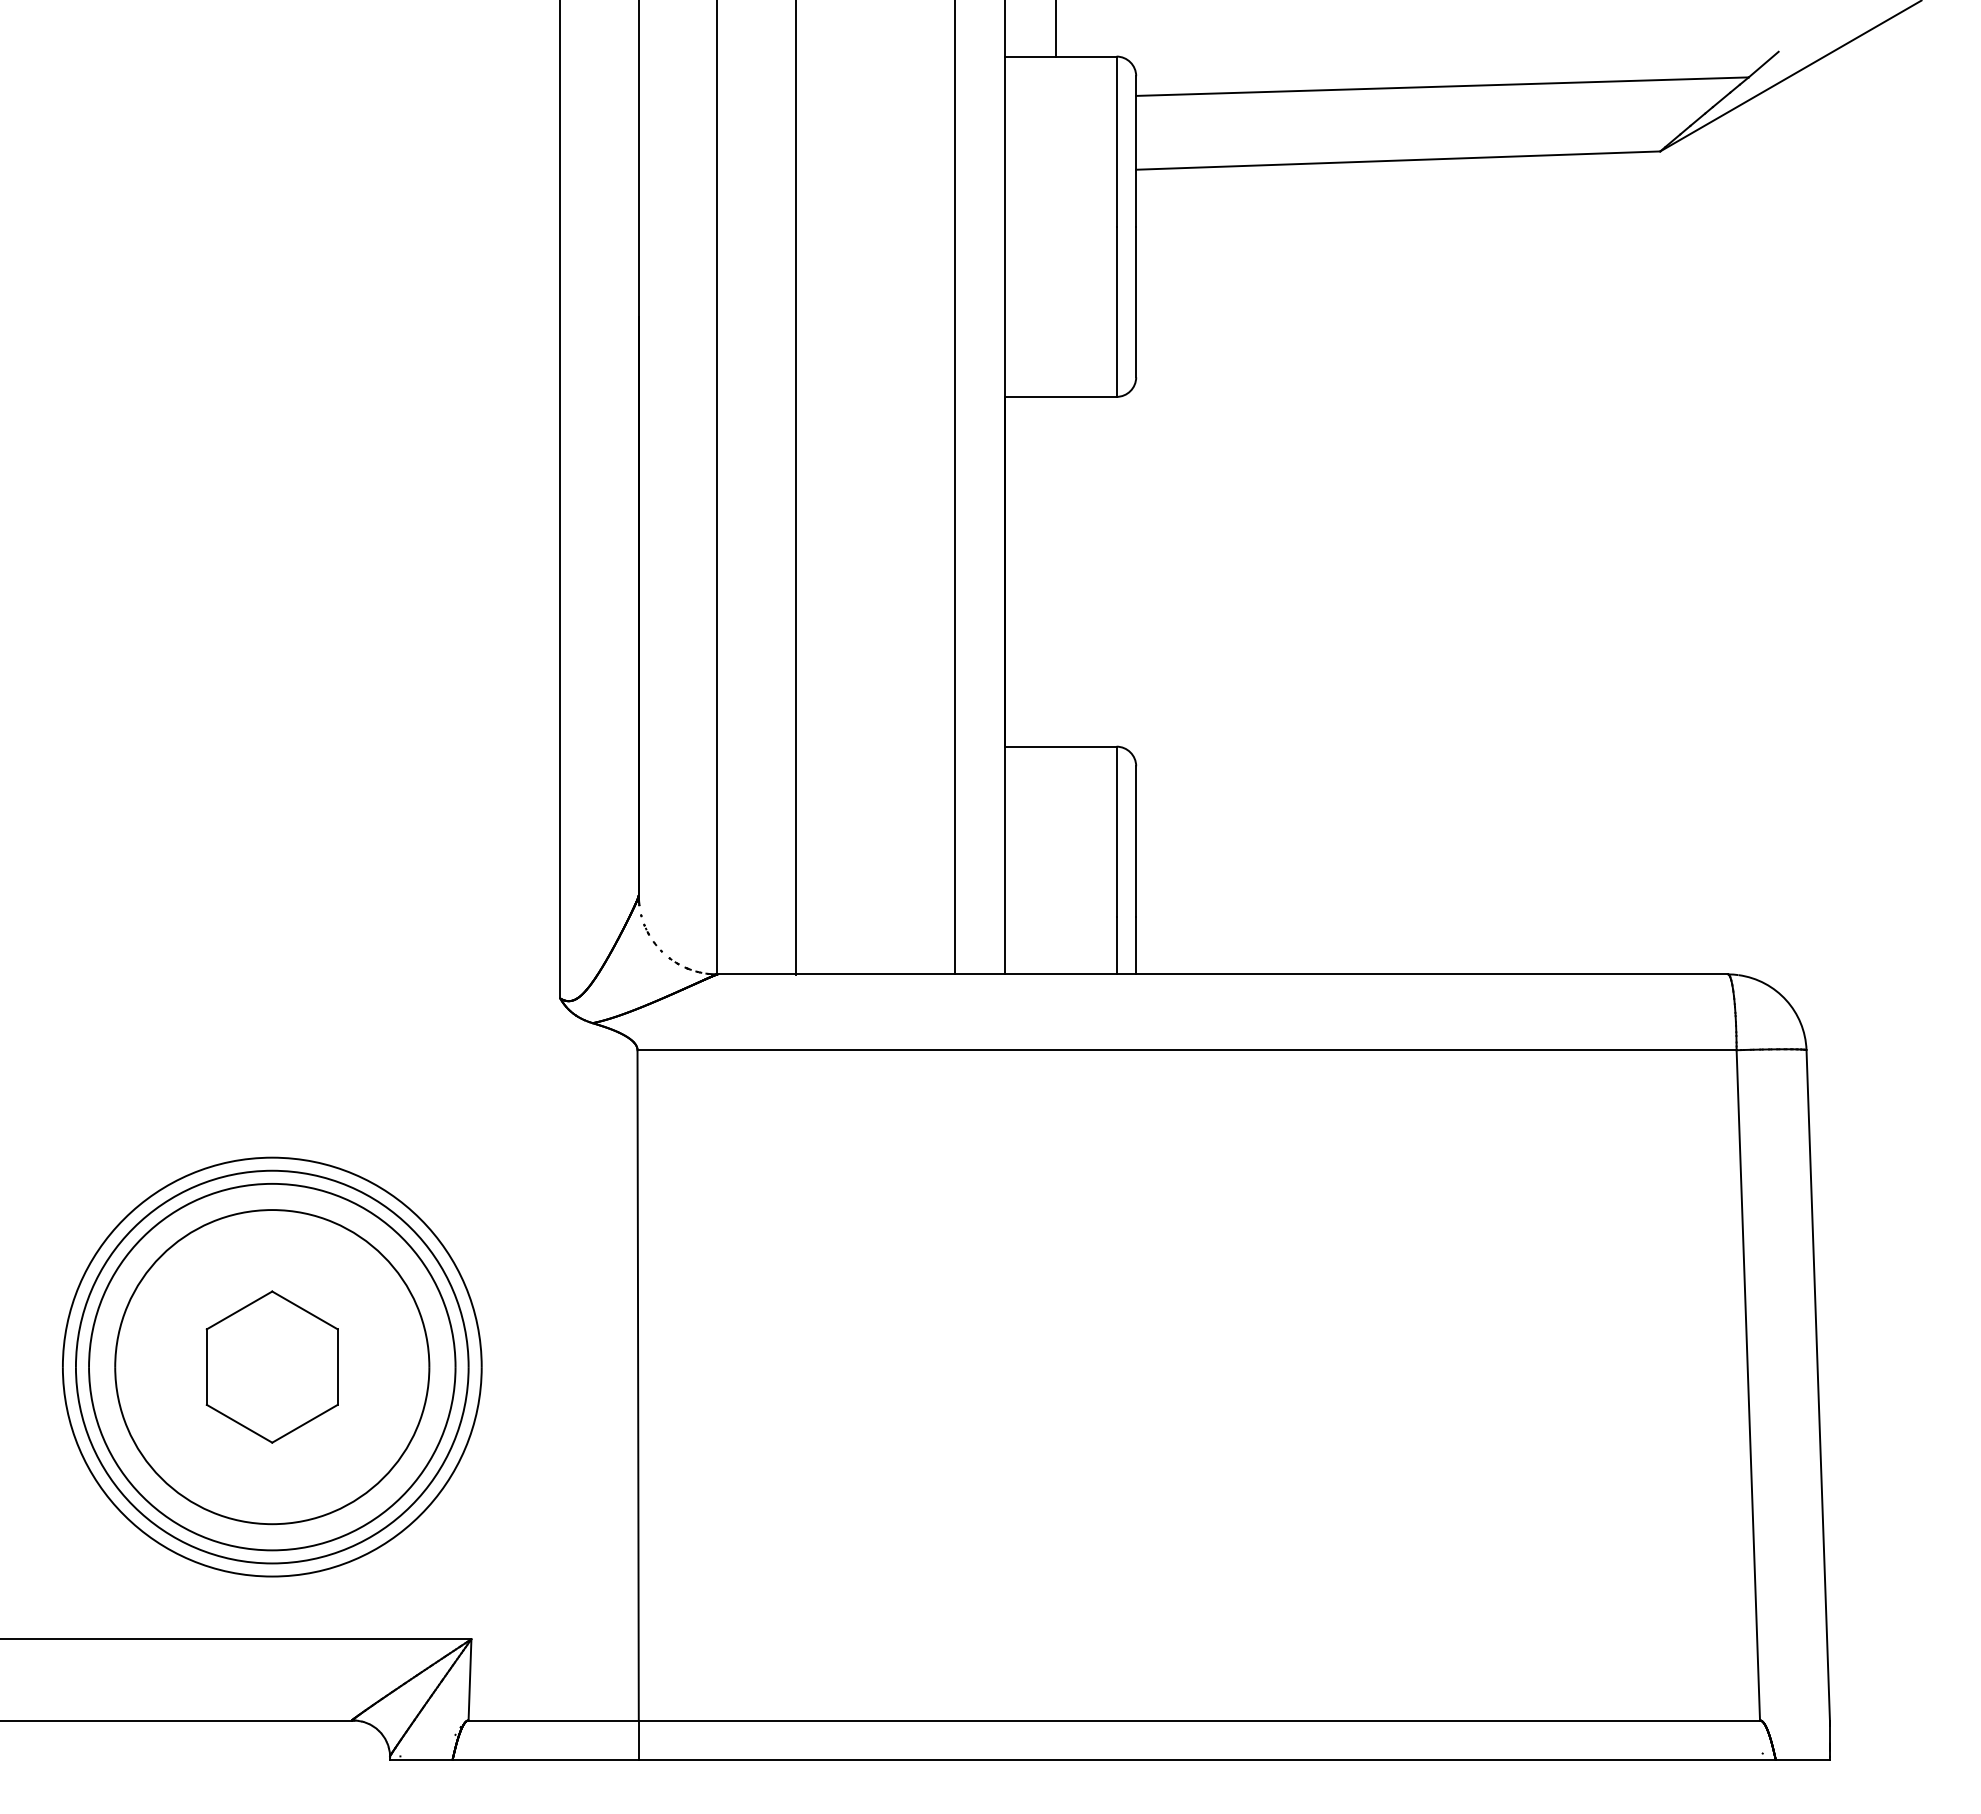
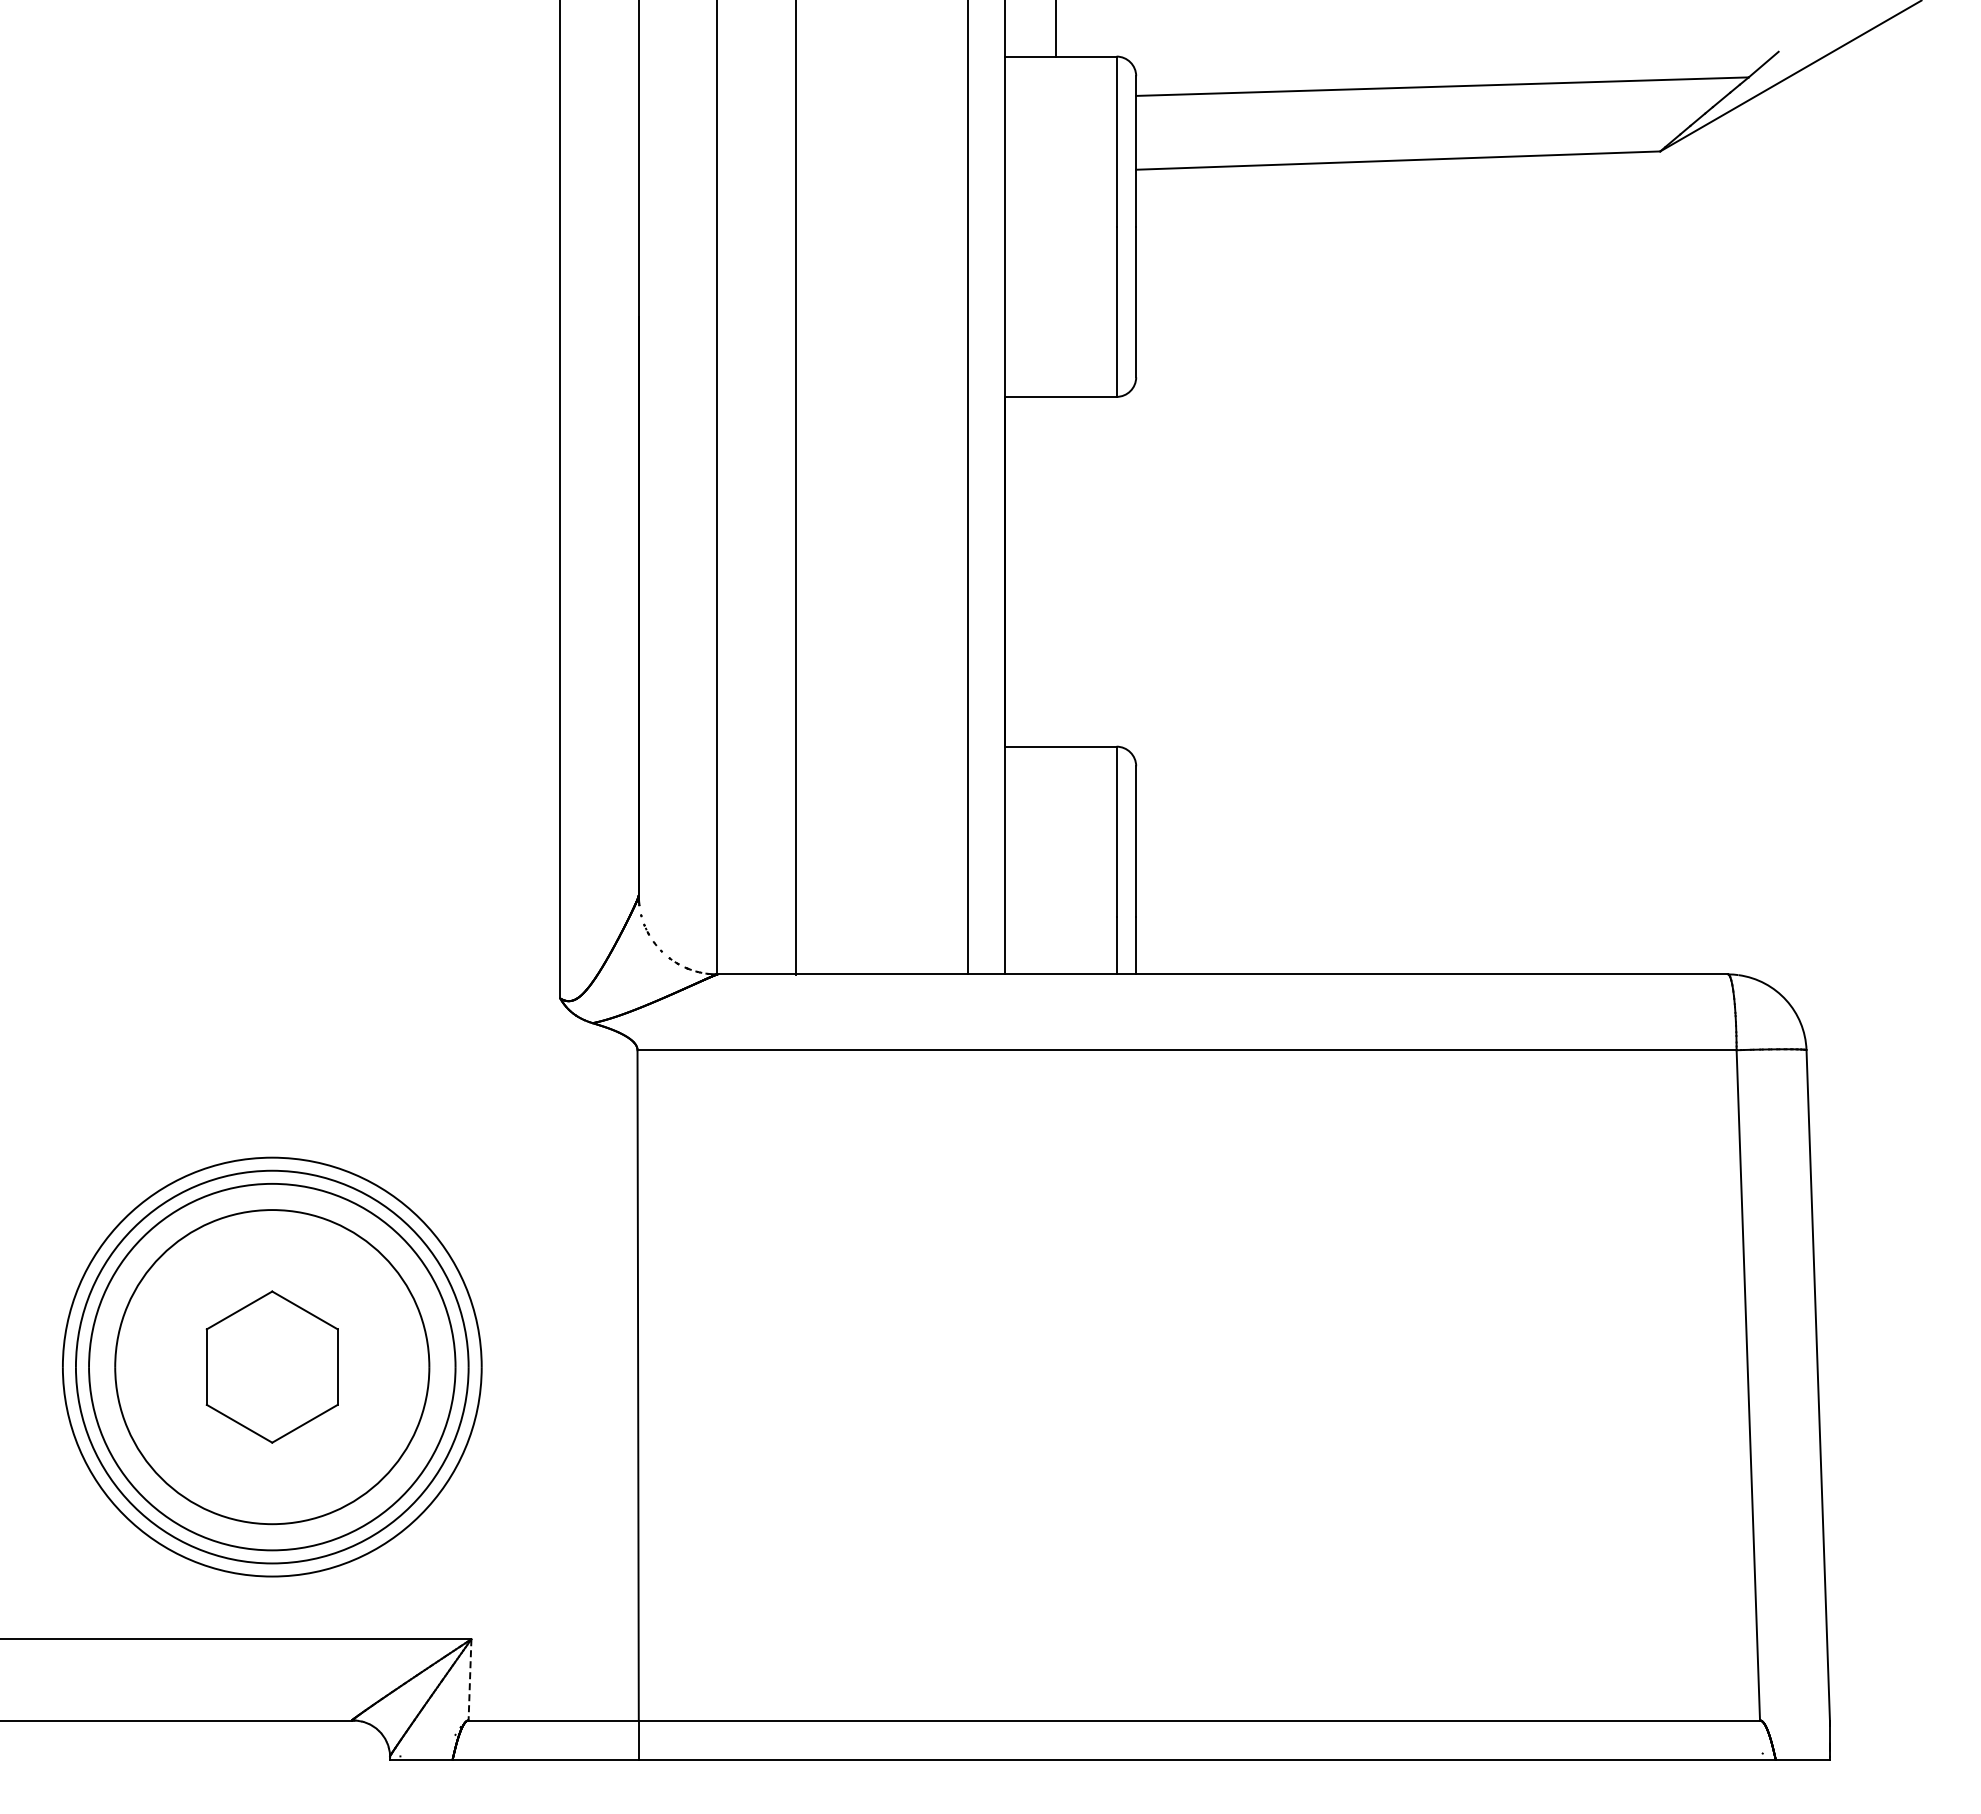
line position: (954, 488) -> (967, 488) (967, 488)
line: solid -> dashed (470, 1679)
